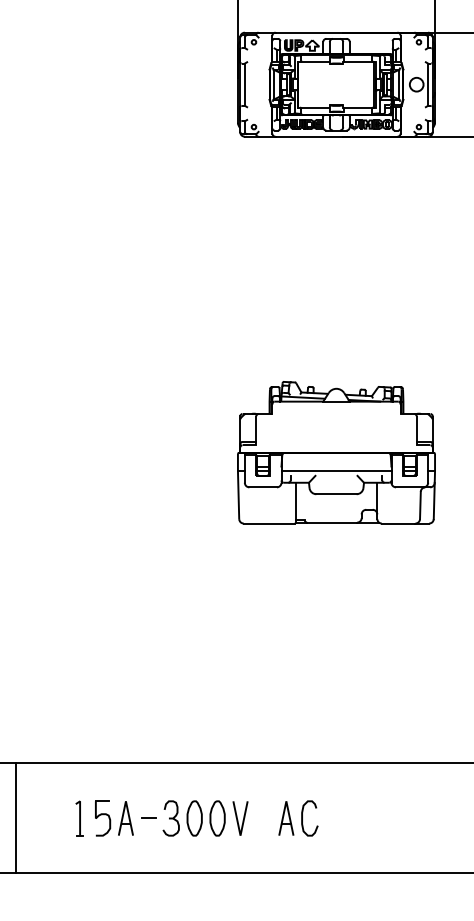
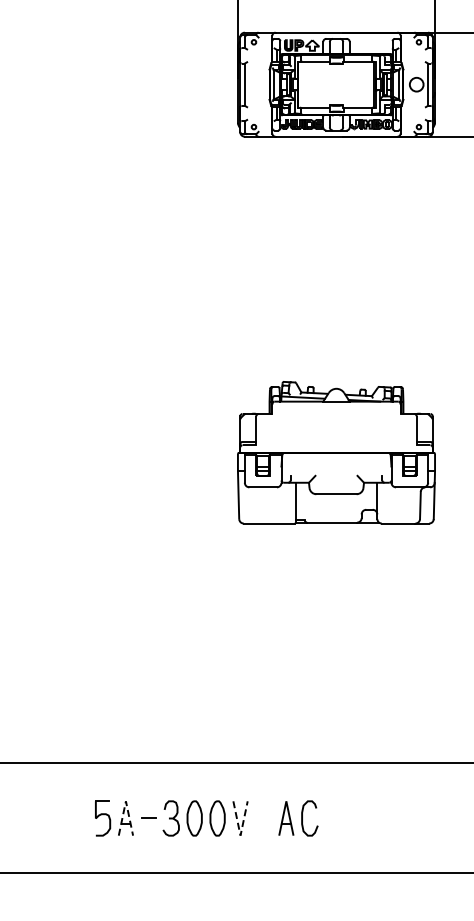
line: present -> none (336, 471)
line: solid -> dashed (125, 801)
line: present -> none (15, 818)
part: present -> none (79, 818)
line: solid -> dashed (240, 835)
